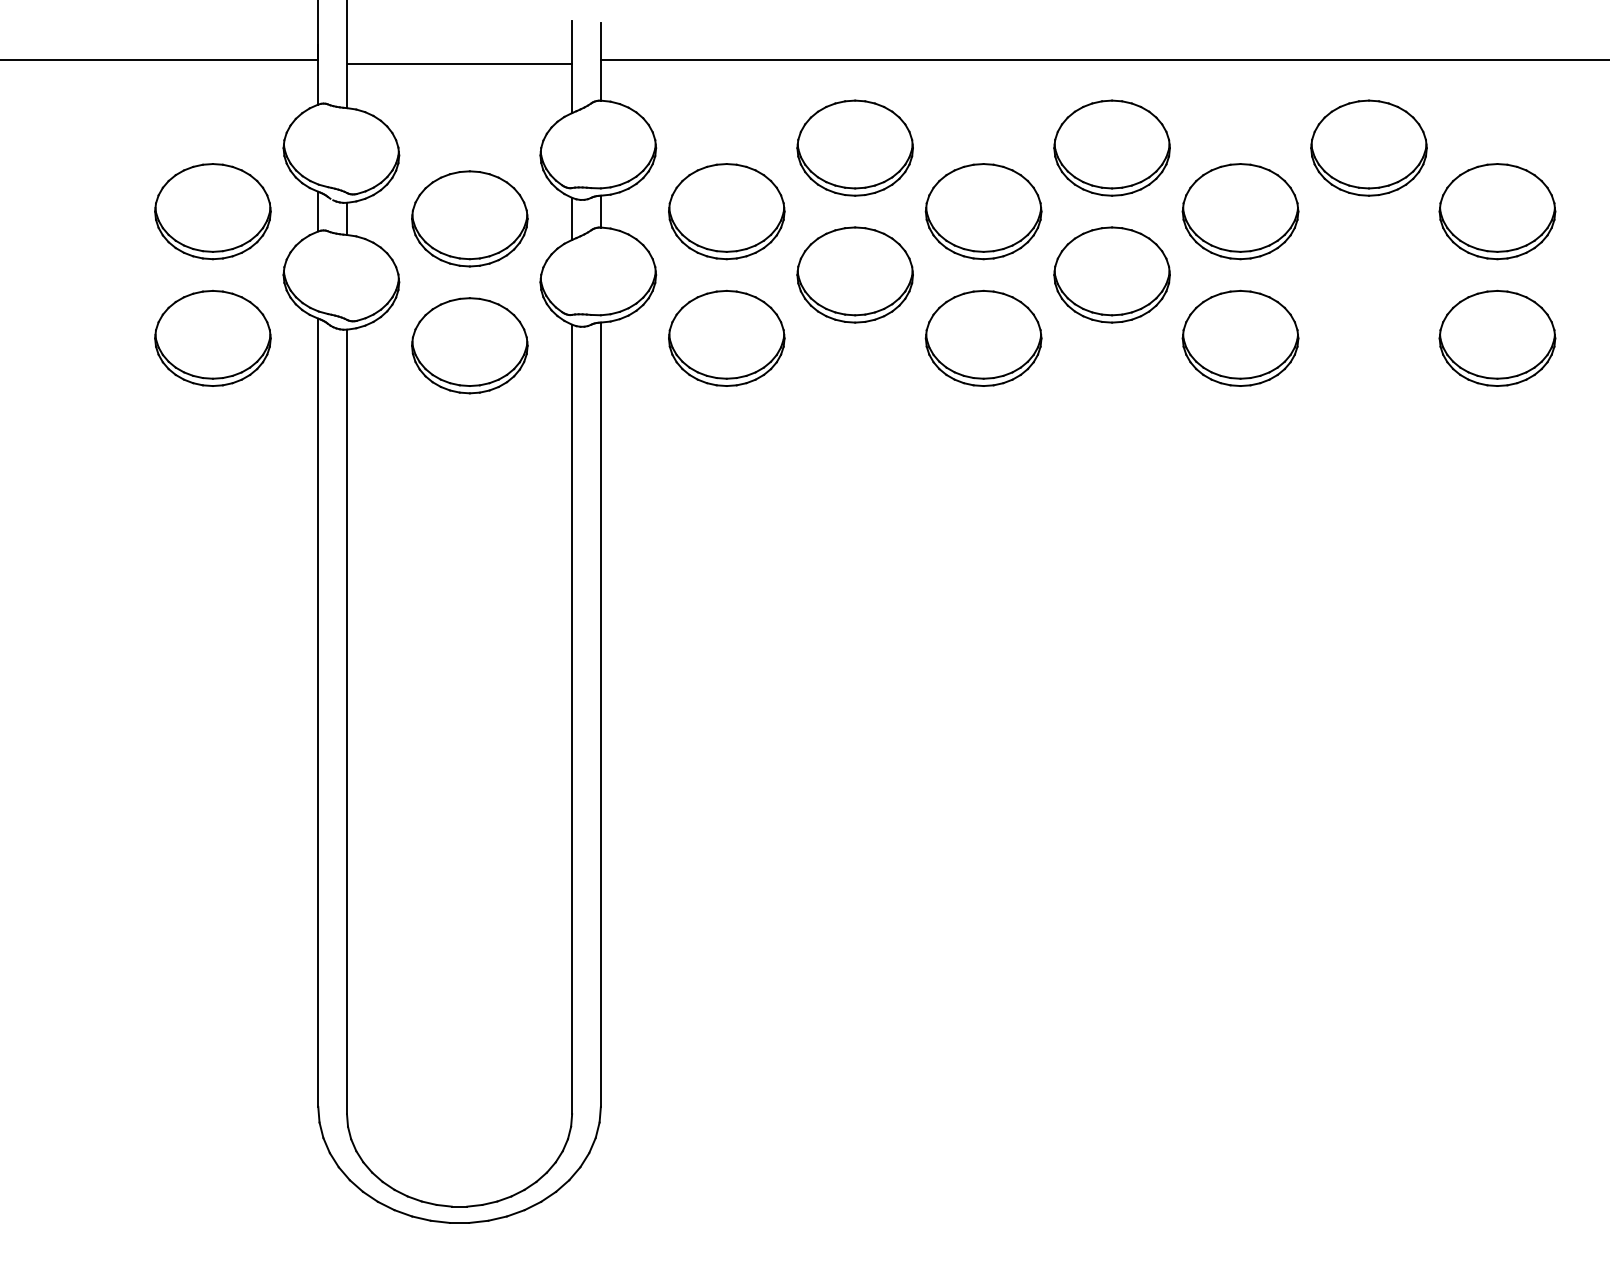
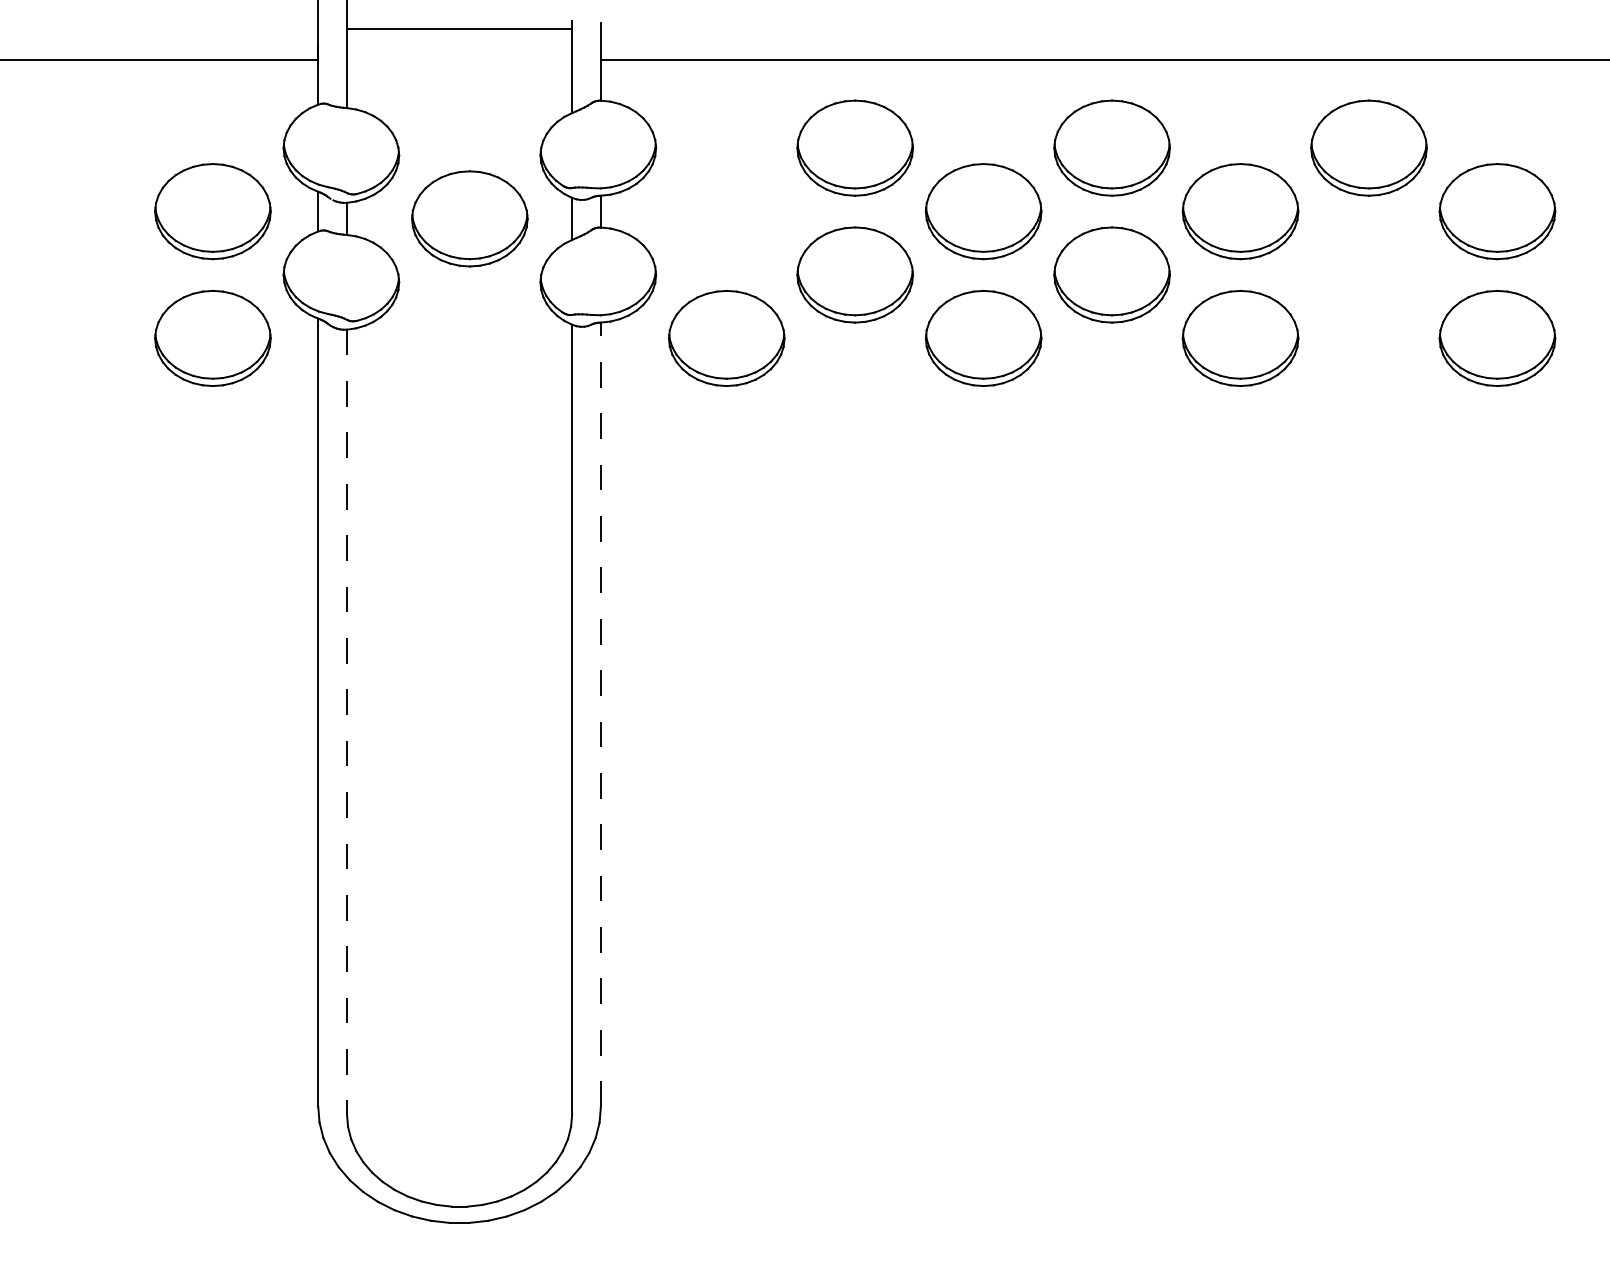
line position: (459, 63) -> (459, 28) (459, 28)
part: present -> none (726, 211)
part: present -> none (469, 345)
line: solid -> dashed (600, 714)
line: solid -> dashed (347, 722)
